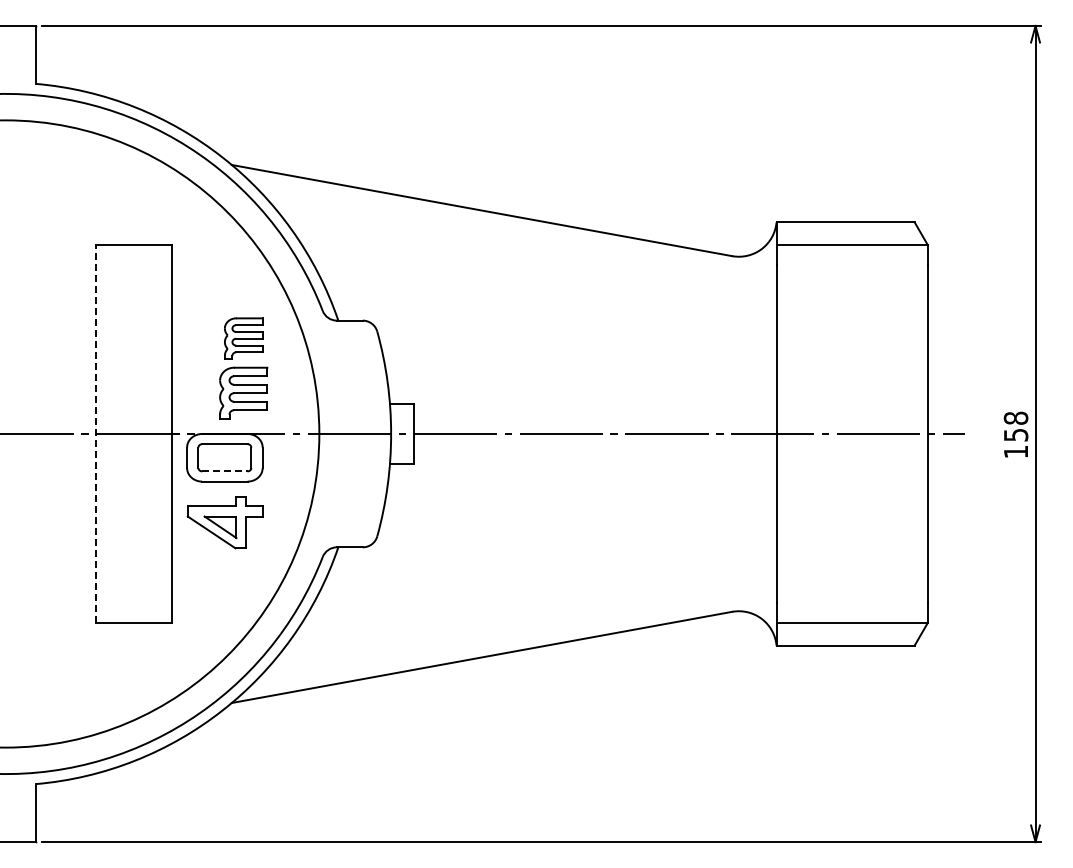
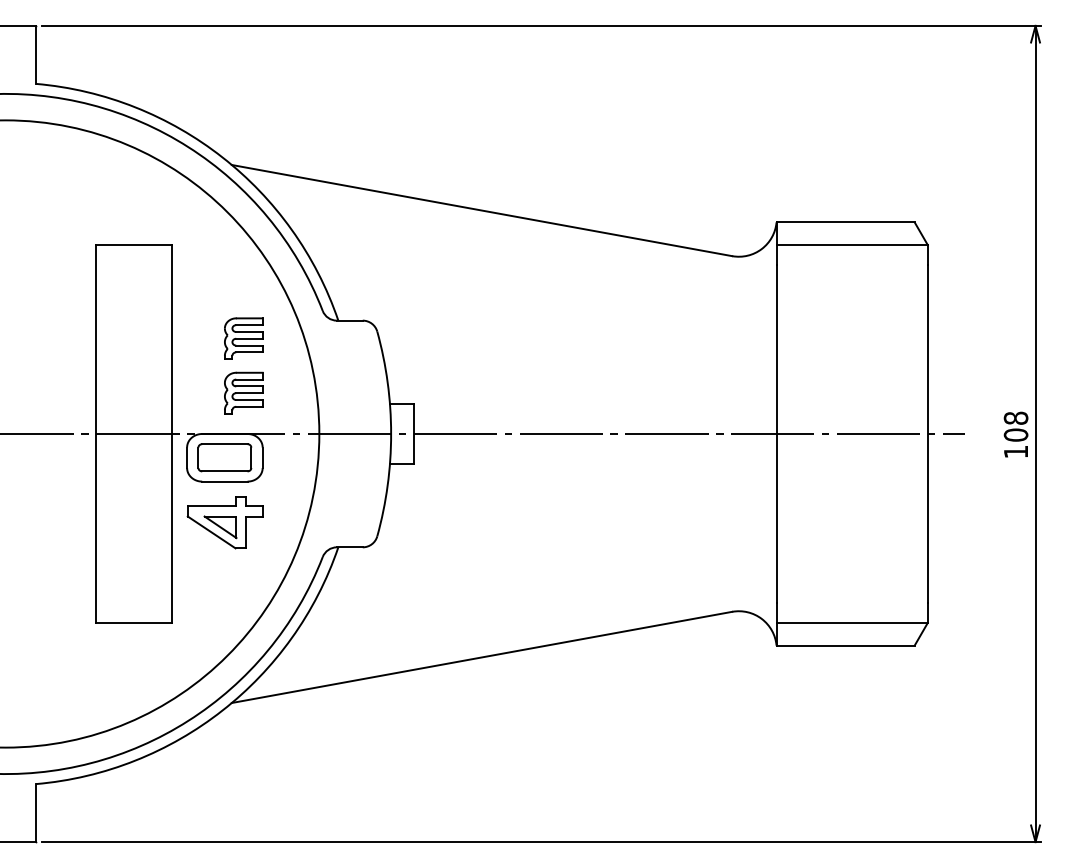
part size: 50x54 px -> 40x44 px (243, 392)
line: dashed -> solid (96, 434)
text: 158 -> 108 (1015, 434)
line: dashed -> solid (224, 471)
